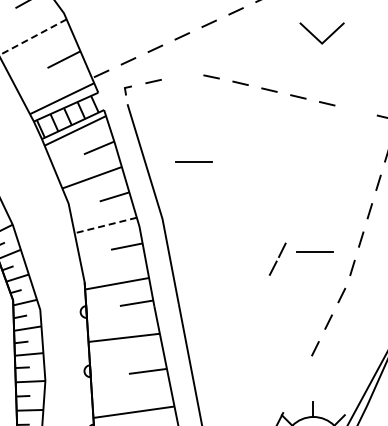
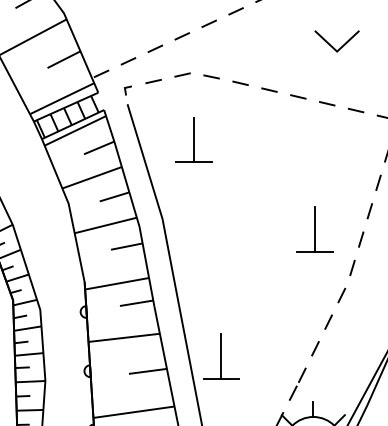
line: dashed -> solid (33, 37)
line position: (317, 37) -> (332, 45) (332, 45)
line: none -> present (182, 74)
line: none -> present (356, 110)
line: none -> present (193, 139)
line: dashed -> solid (105, 225)
line: none -> present (314, 229)
line position: (278, 257) -> (298, 382) (298, 382)
part: none -> present (221, 356)
